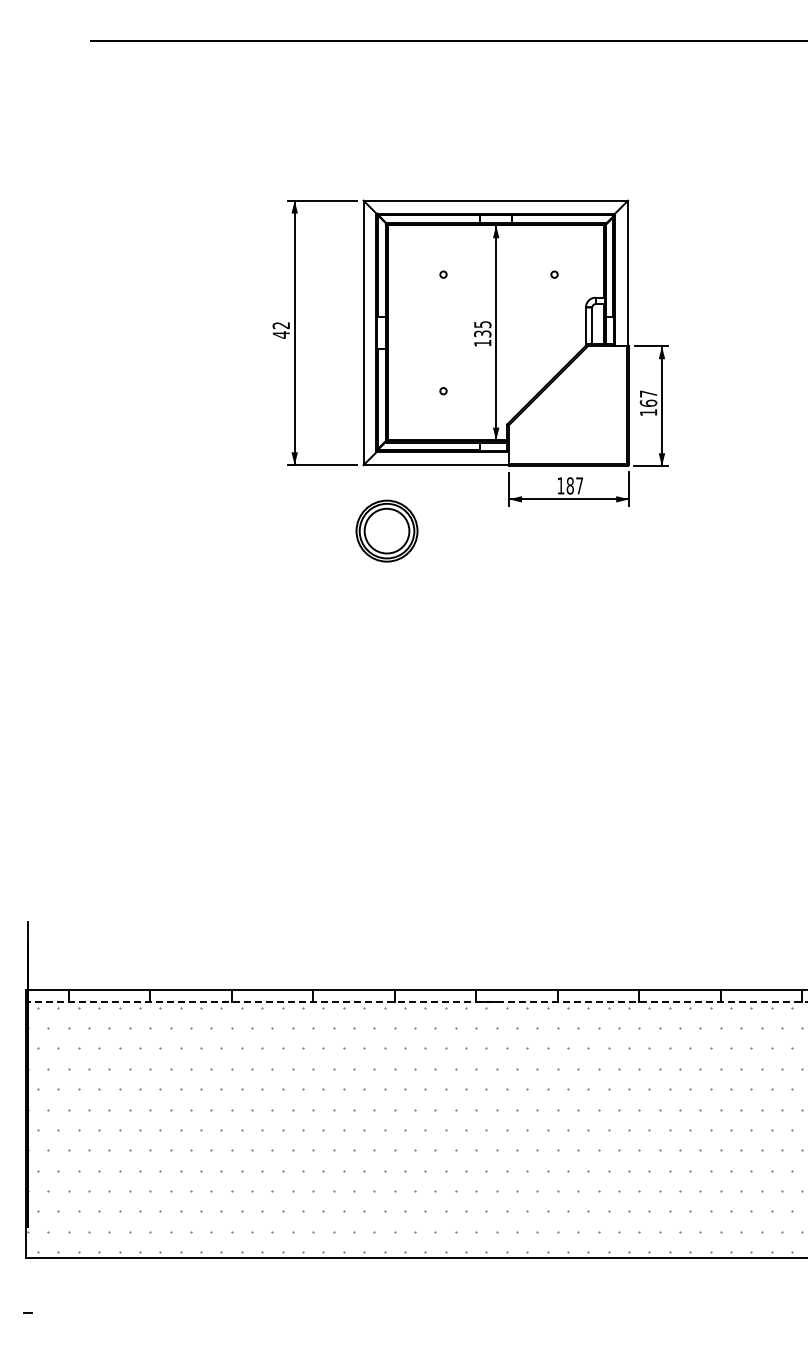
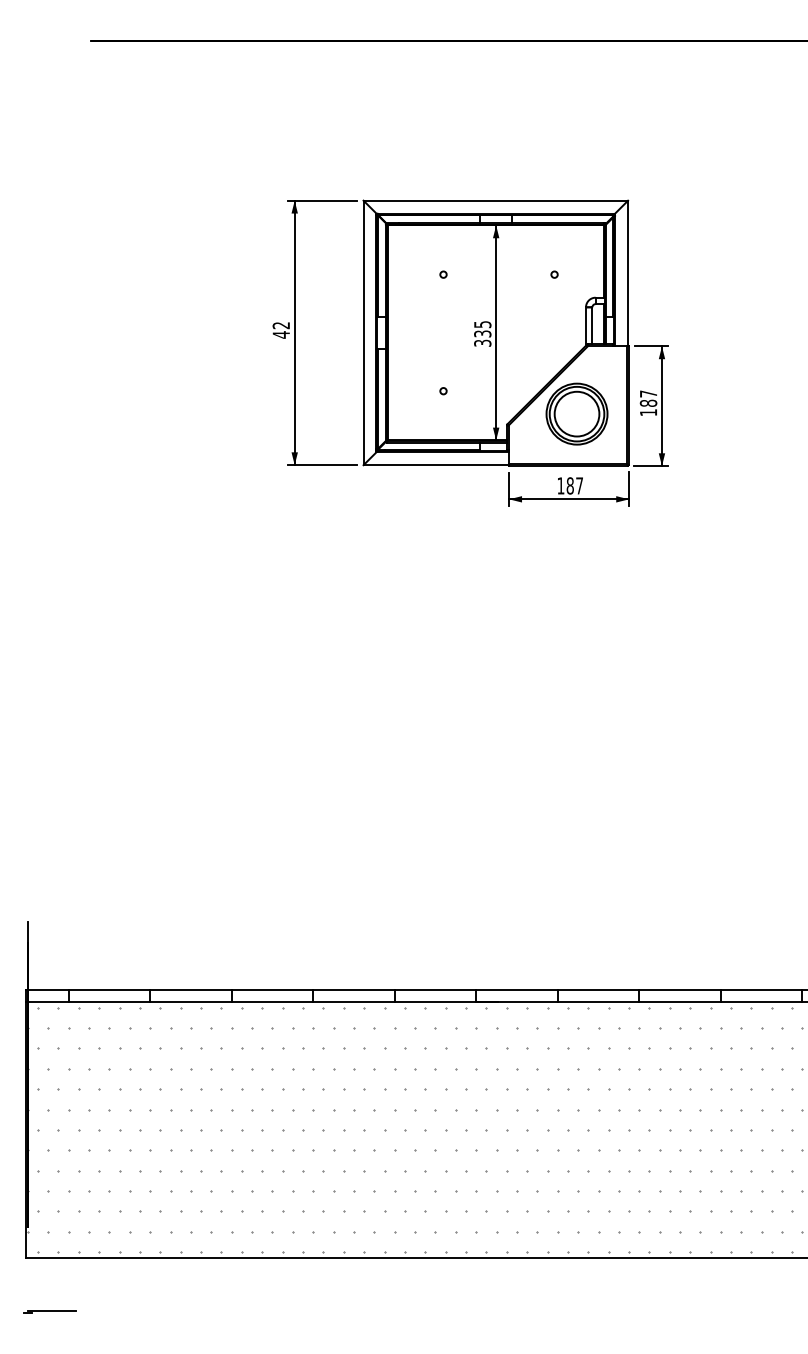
text: 135 -> 335 (482, 342)
text: 167 -> 187 (648, 402)
part position: (386, 530) -> (576, 413) (576, 413)
line: dashed -> solid (416, 1002)
line: none -> present (51, 1310)
